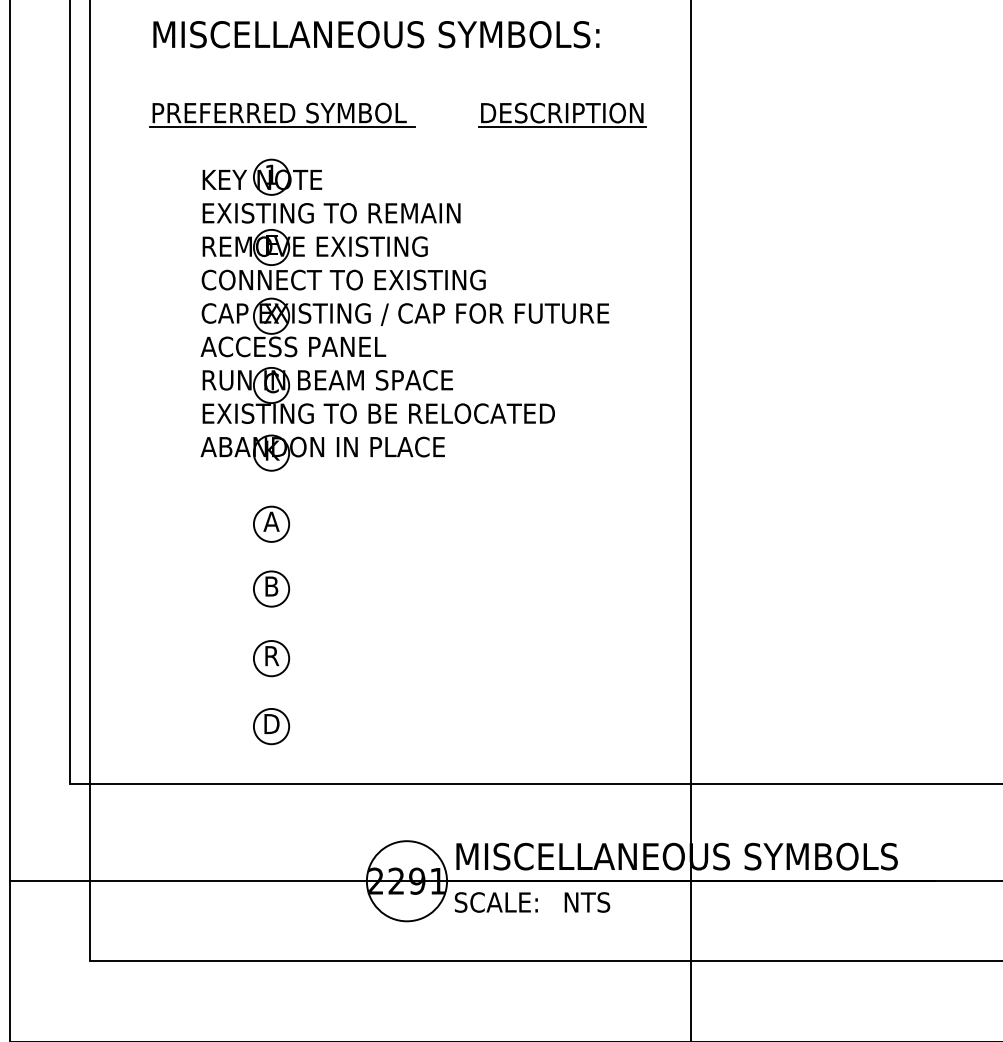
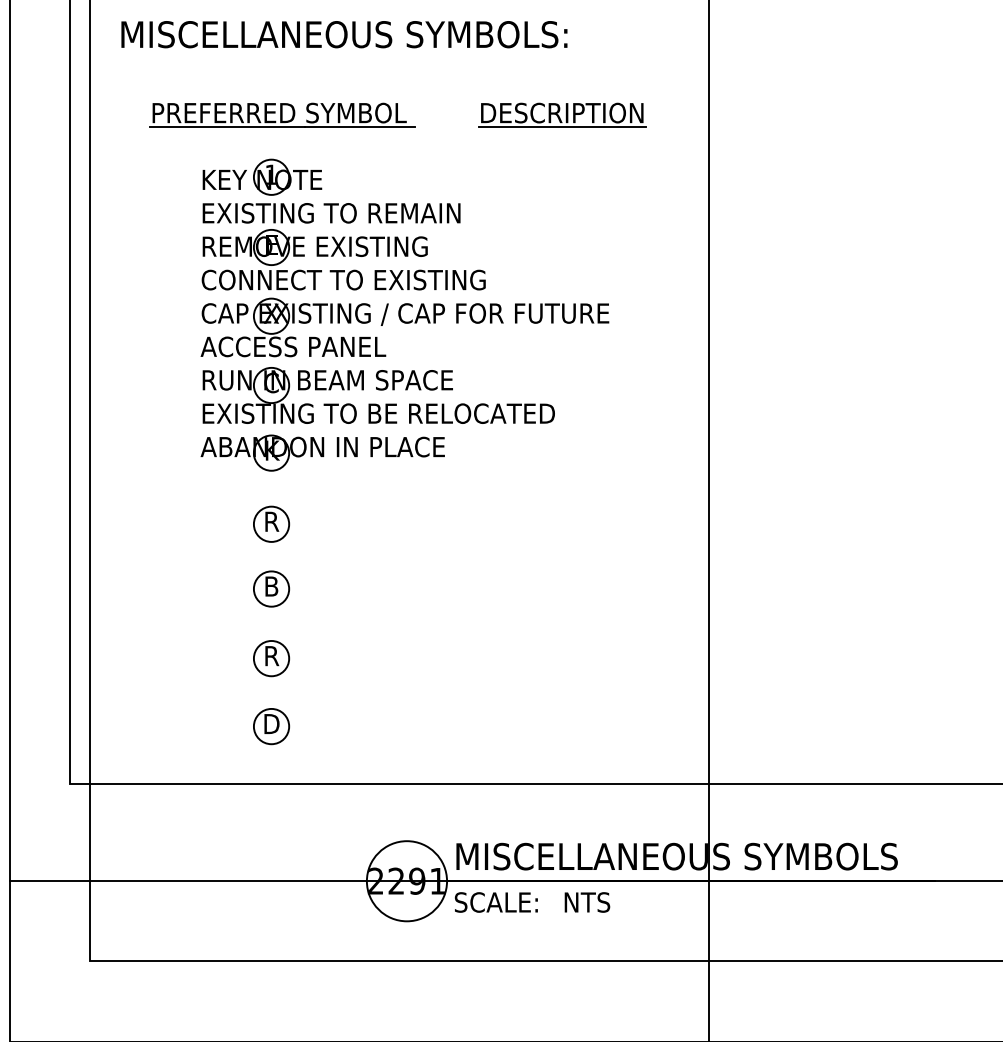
text position: (376, 34) -> (344, 34) (344, 34)
line position: (691, 520) -> (709, 520) (709, 520)
text: A -> R (271, 521)
